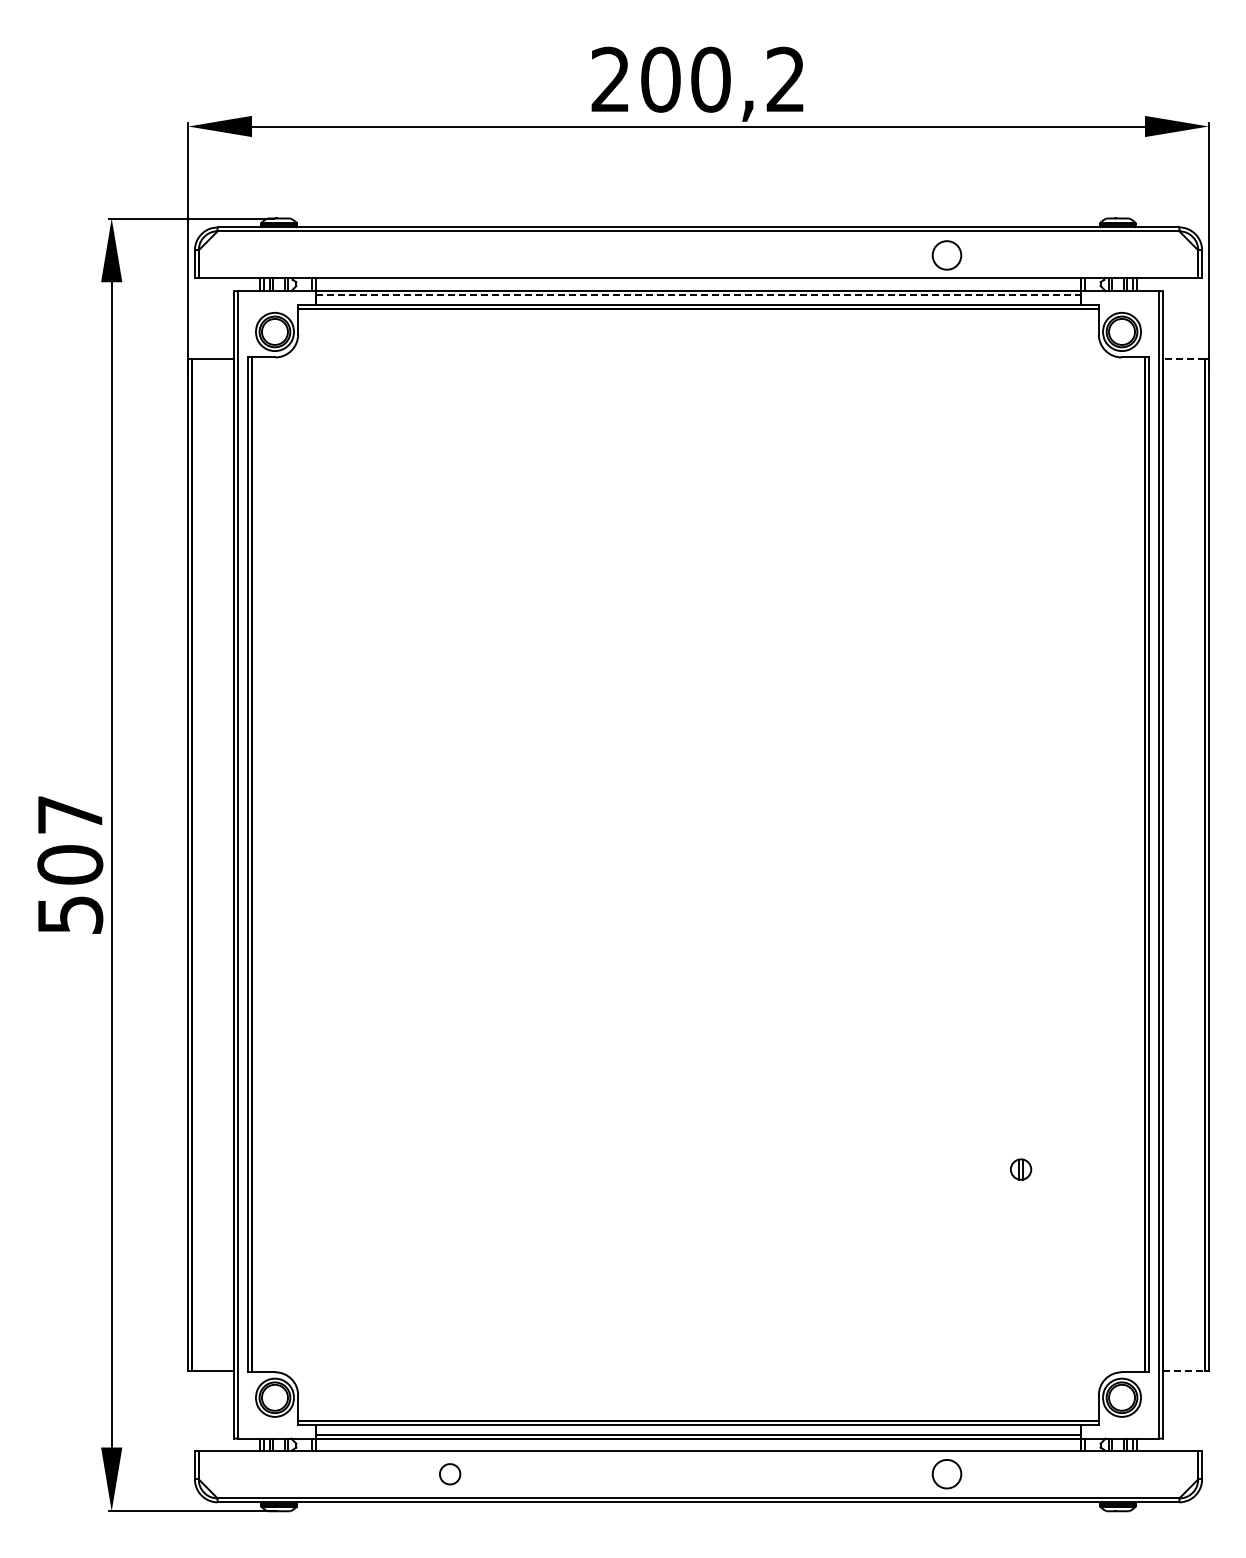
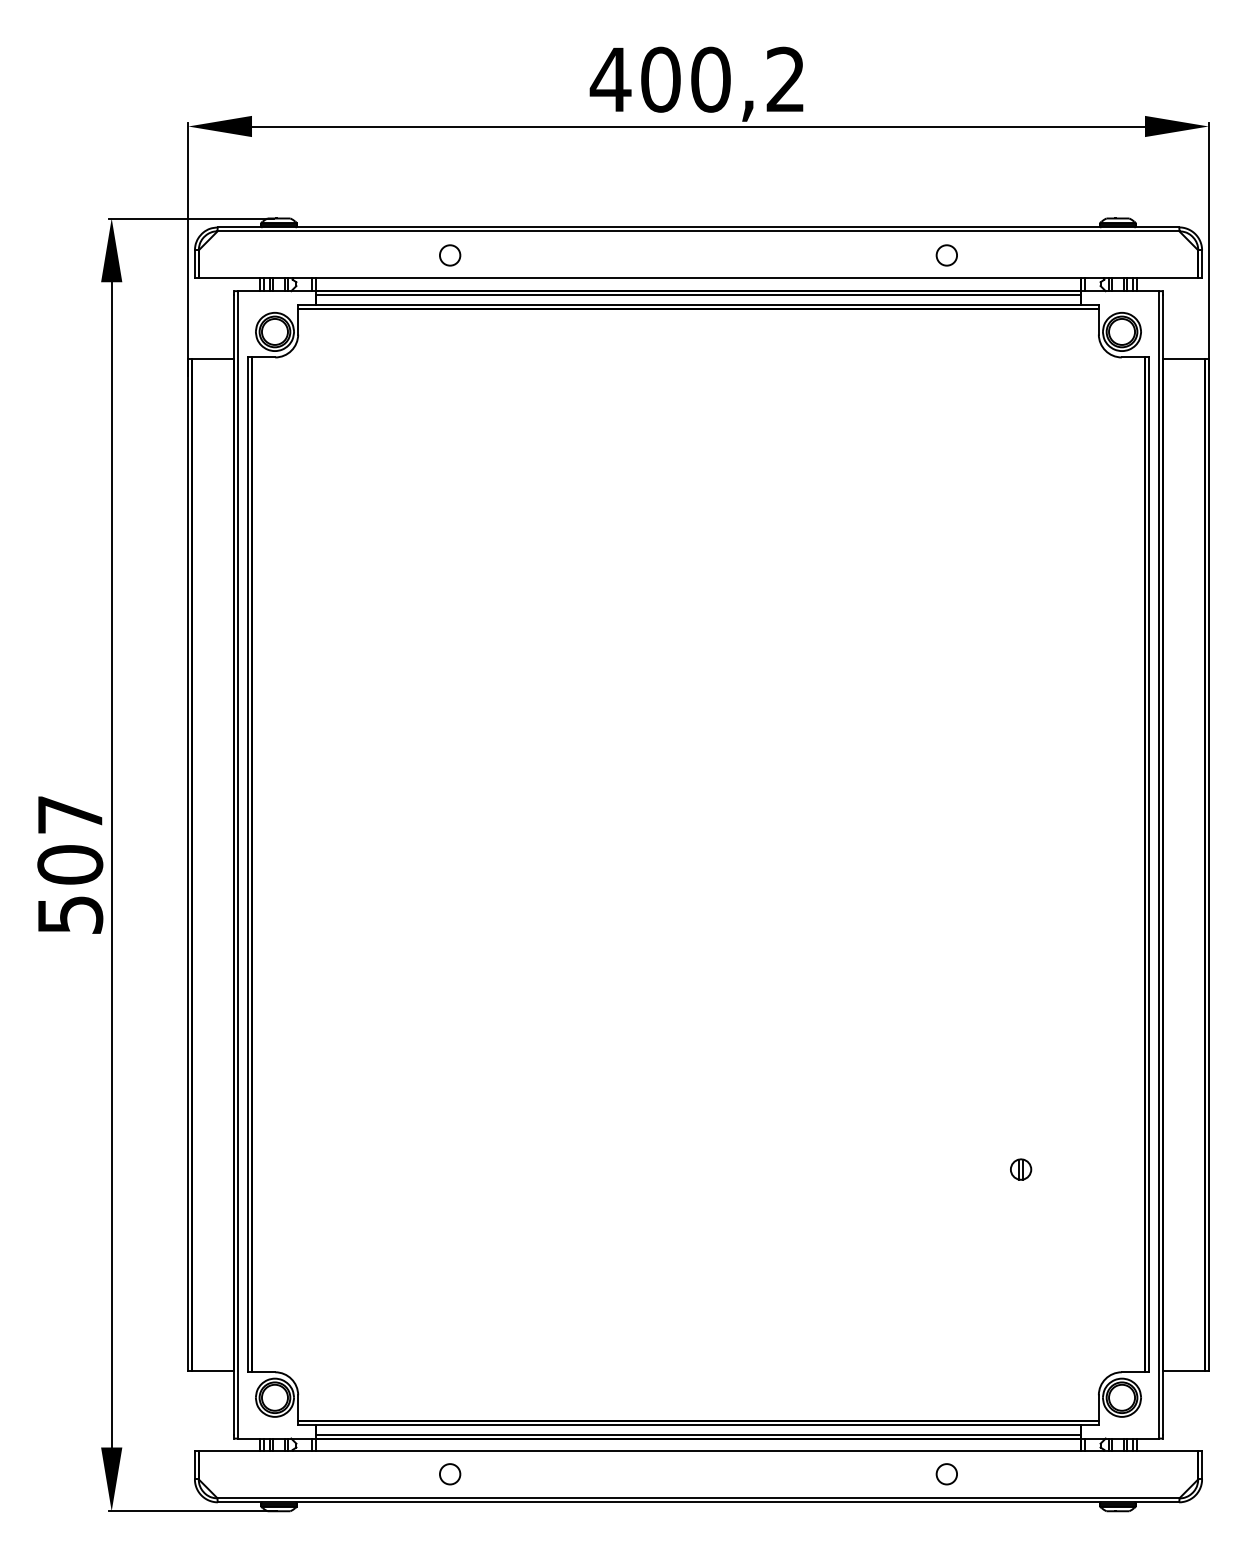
text: 200,2 -> 400,2 (610, 78)
circle: none -> present (450, 255)
circle size: 32x31 px -> 23x23 px (946, 255)
line: dashed -> solid (698, 295)
line: dashed -> solid (1183, 358)
line: dashed -> solid (1183, 1371)
circle size: 32x31 px -> 23x23 px (946, 1474)
